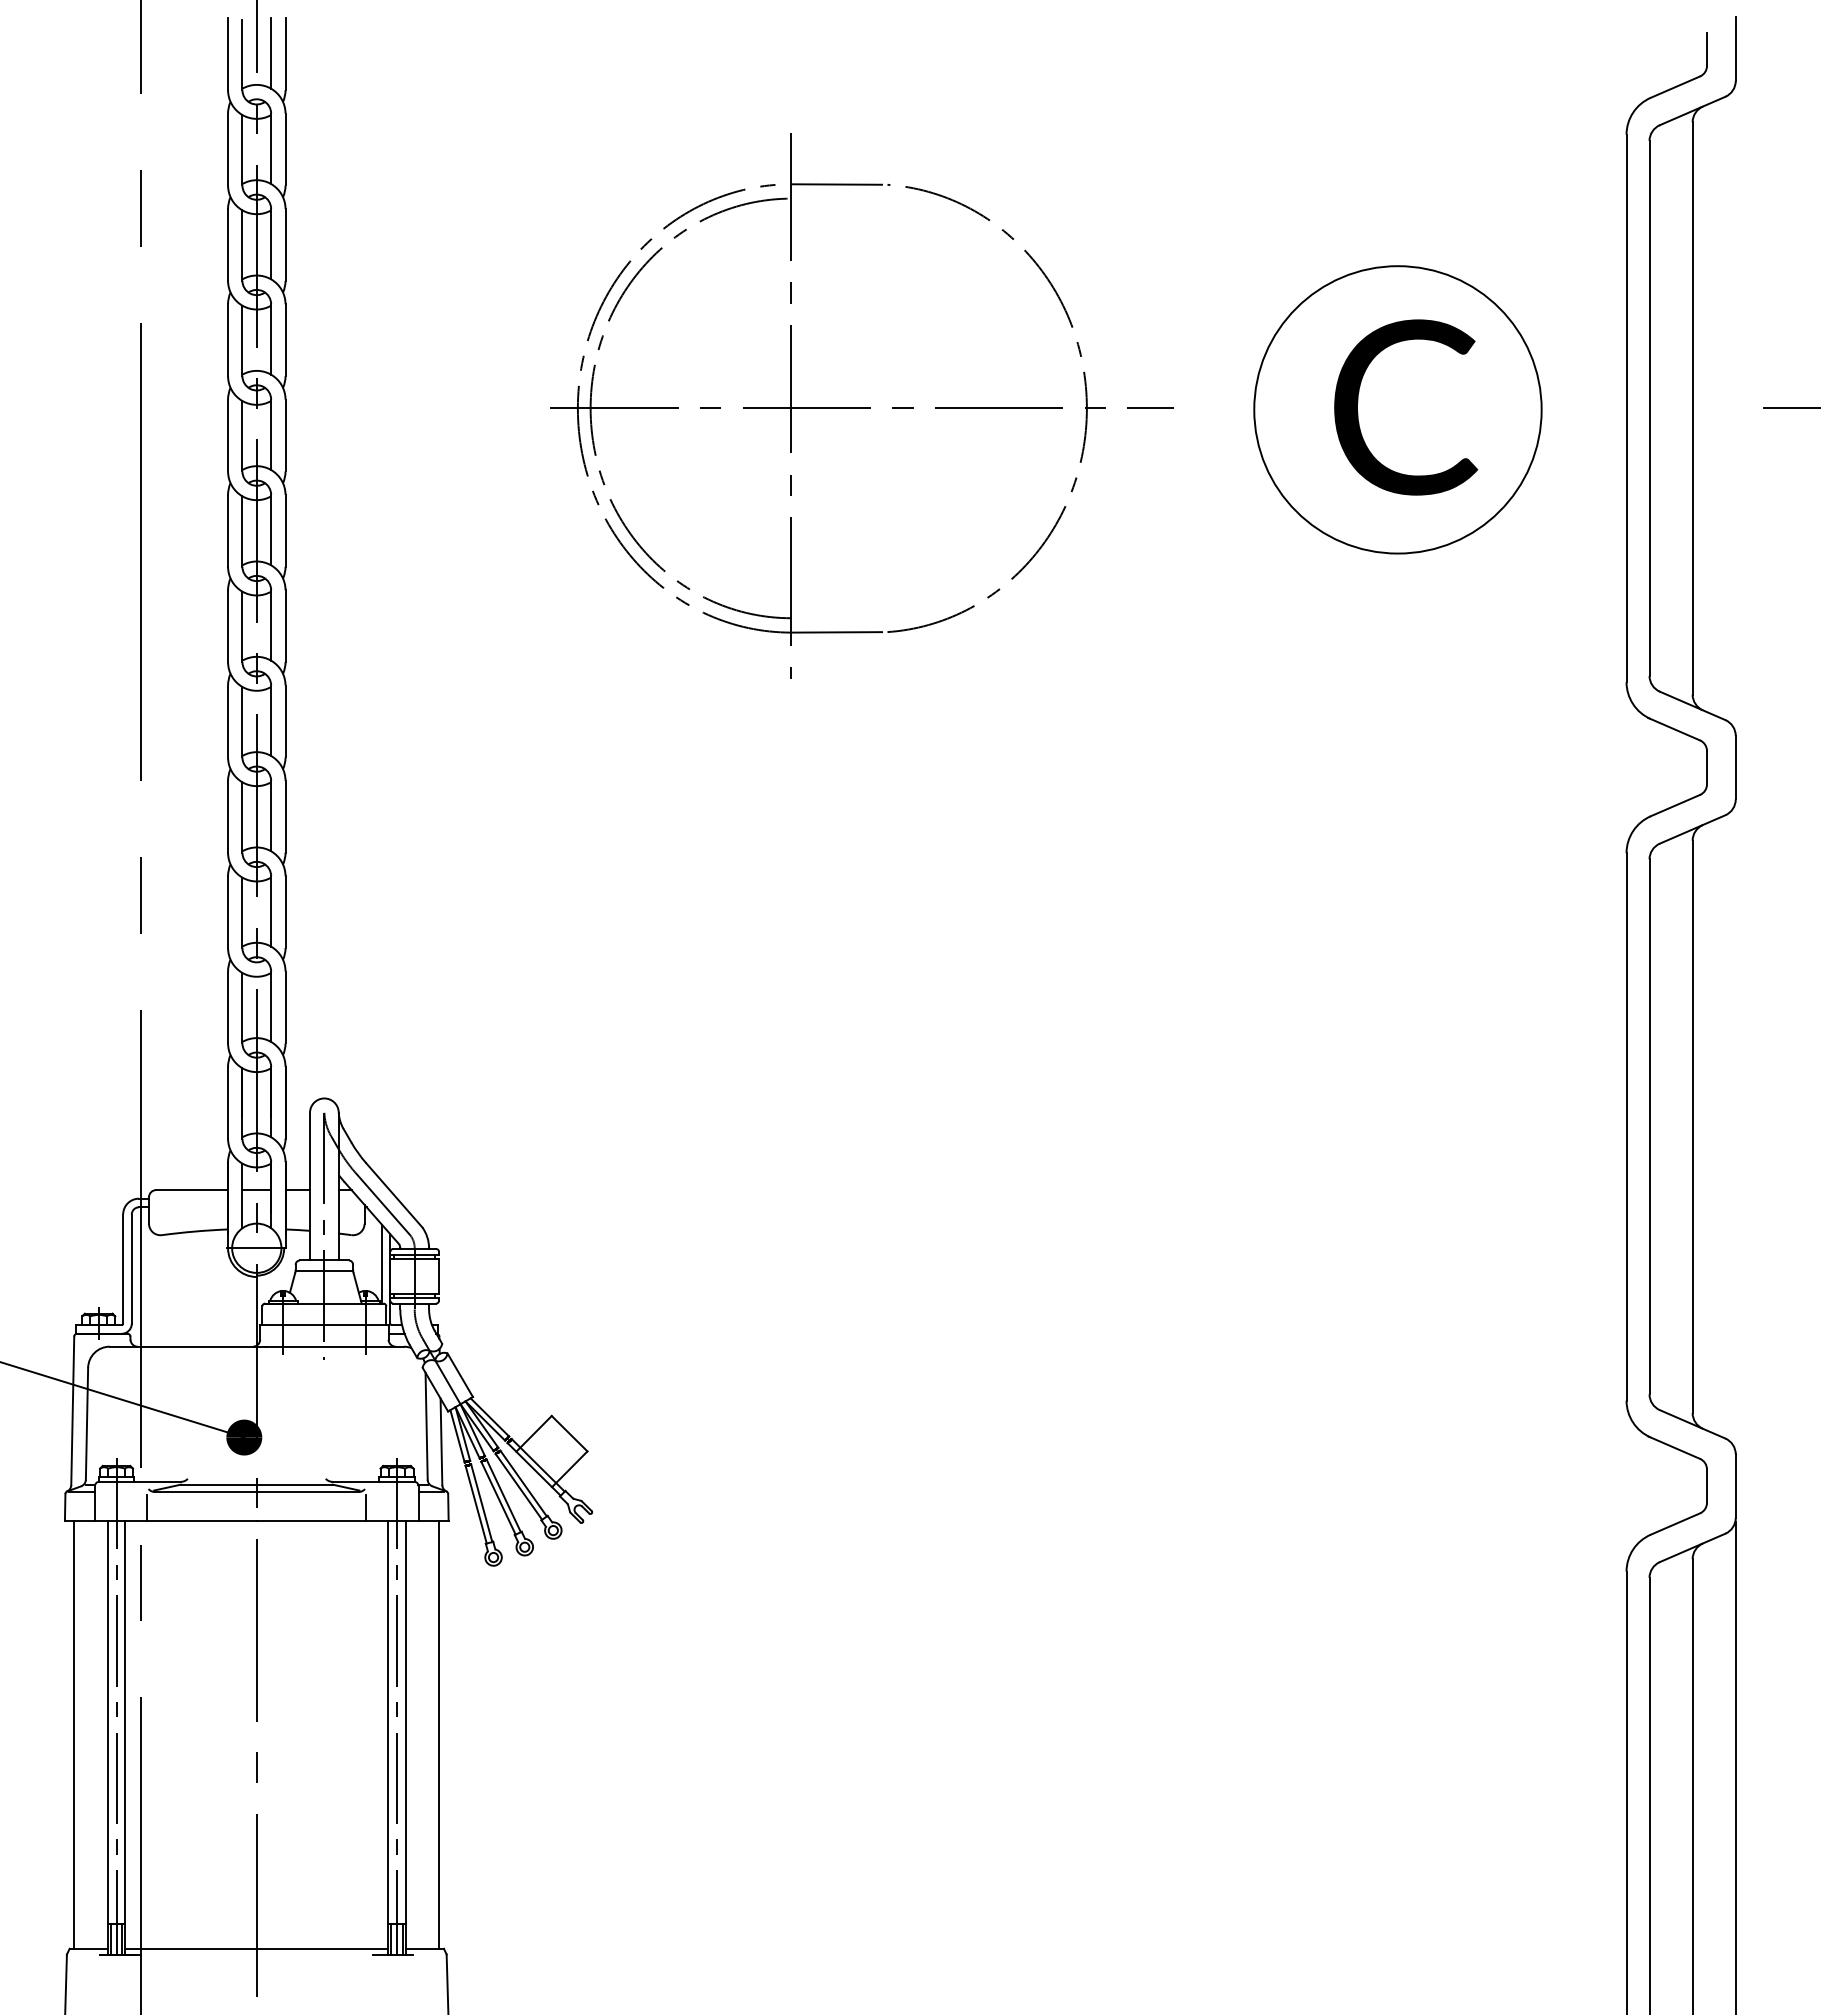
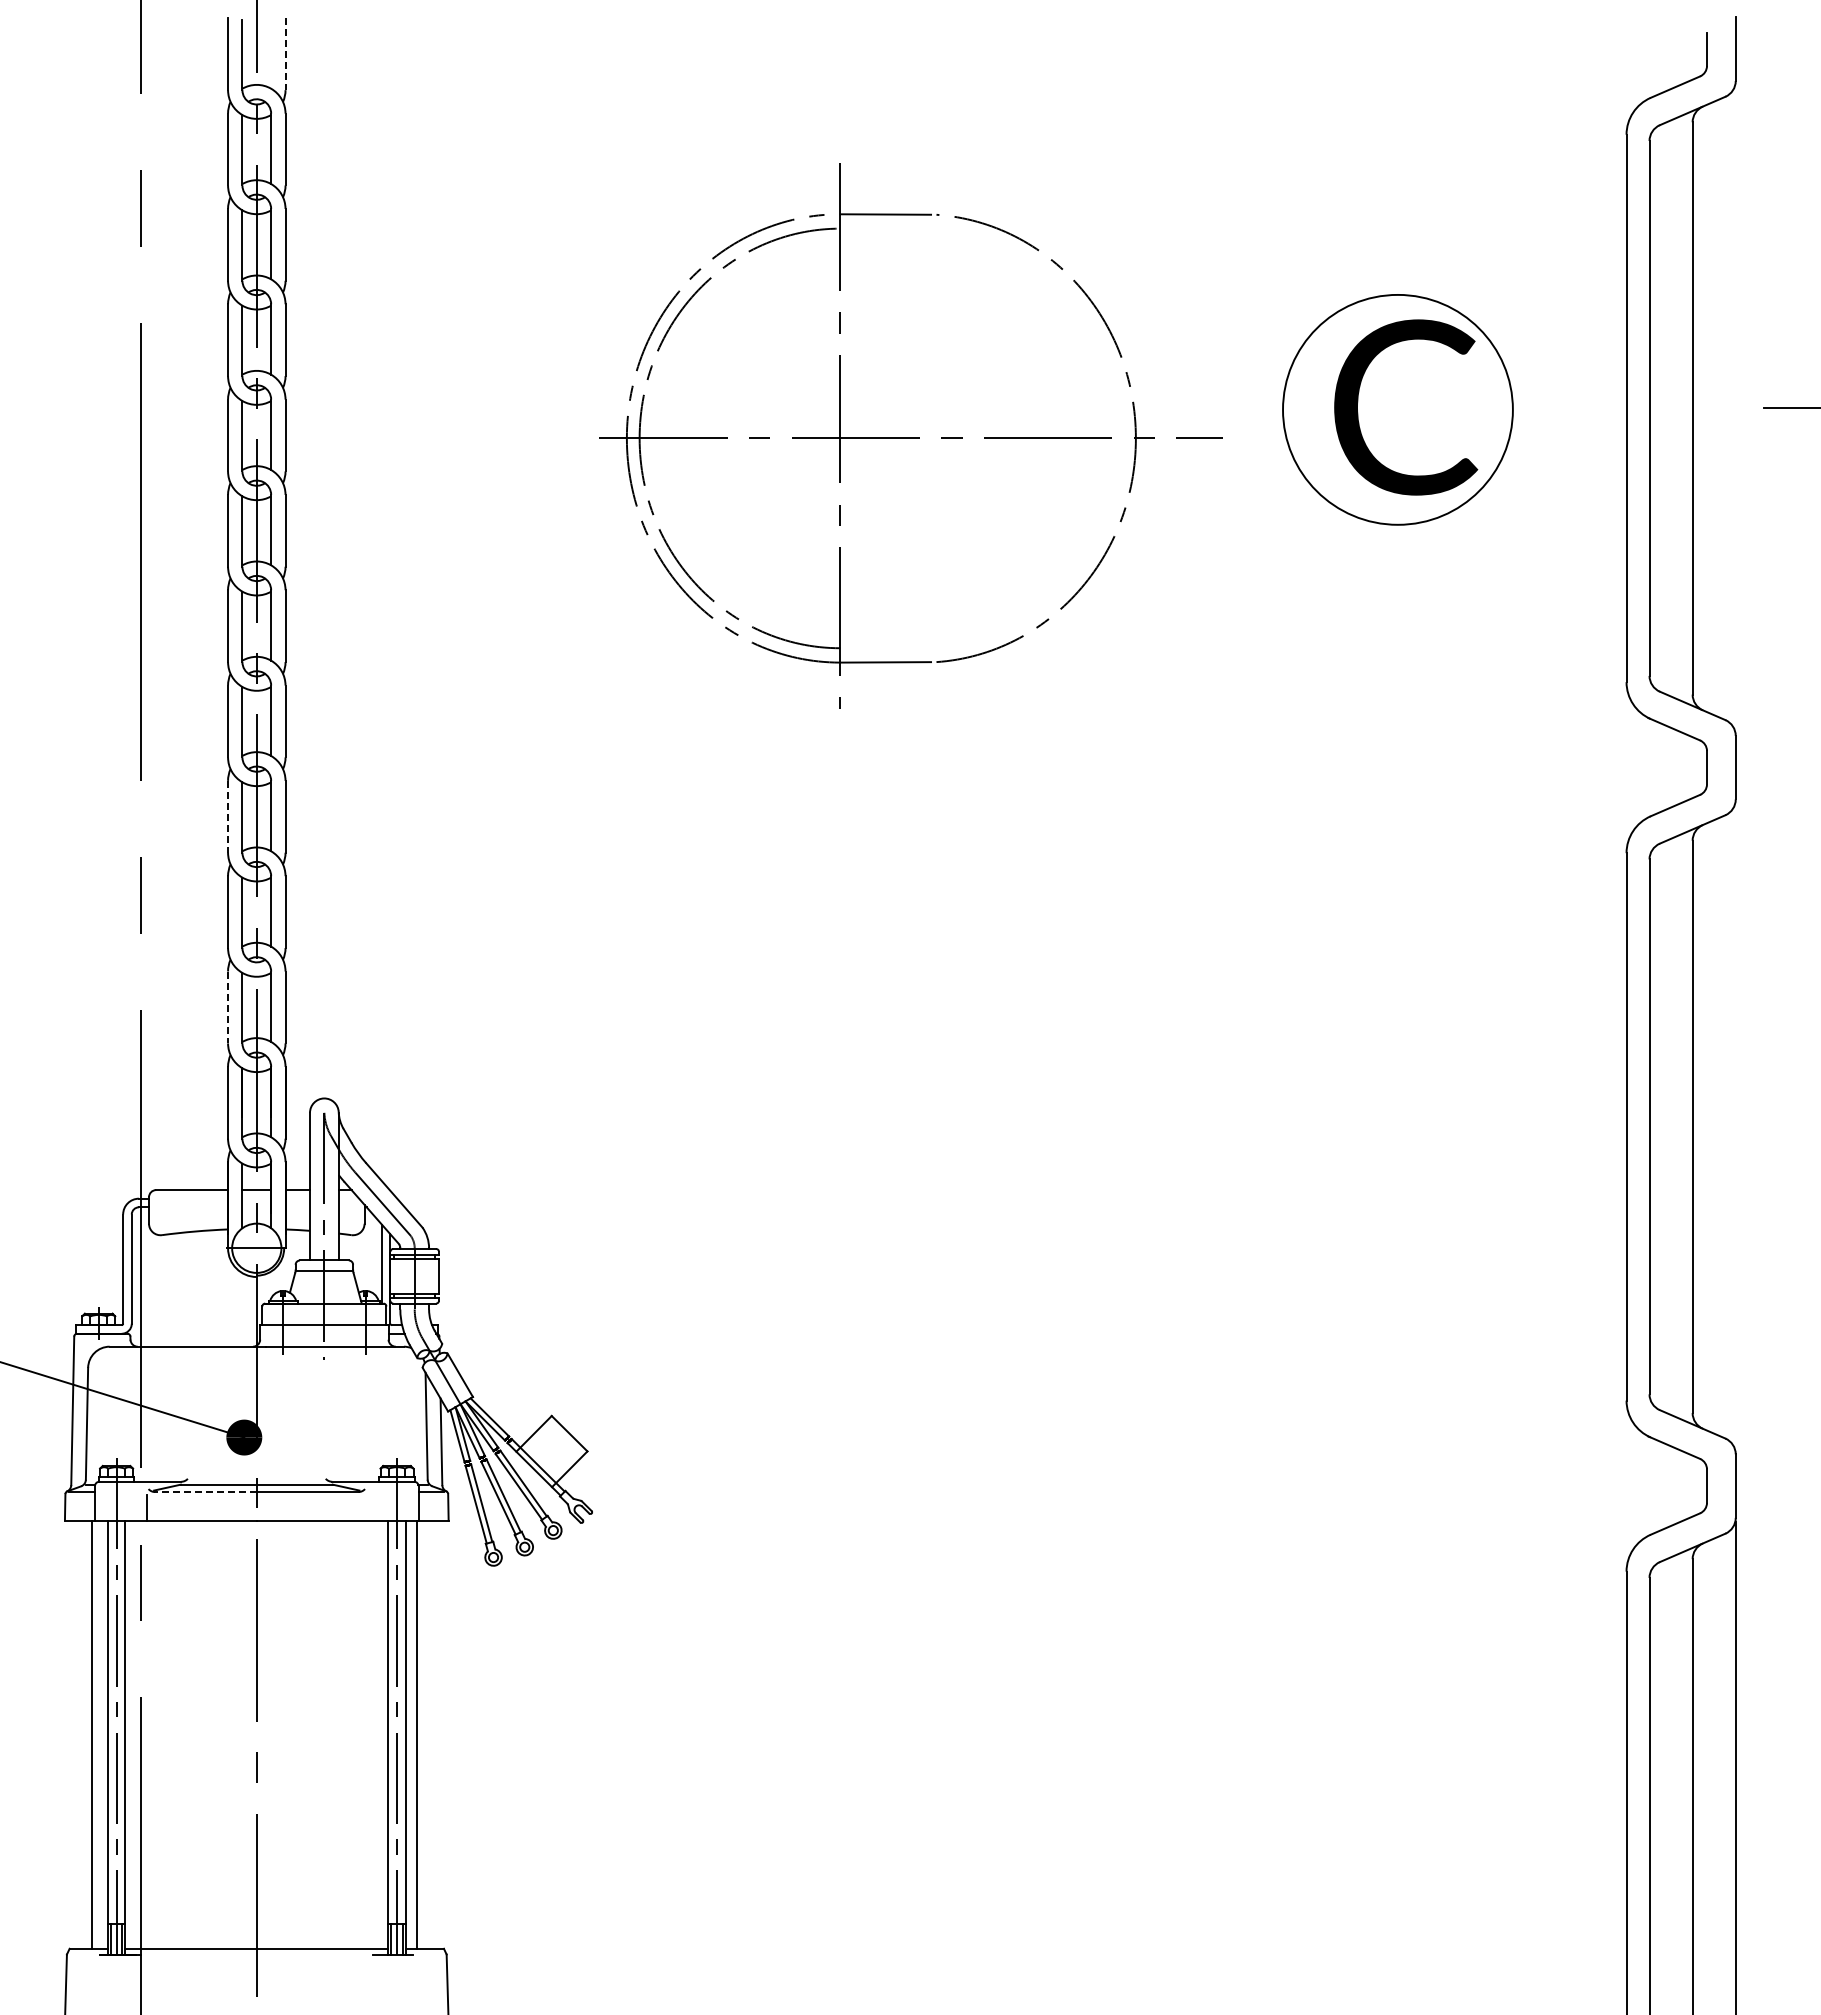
line: present -> none (271, 53)
line: solid -> dashed (285, 54)
part position: (861, 405) -> (910, 435) (910, 435)
circle diameter: 287 px -> 230 px (1397, 409)
line: solid -> dashed (228, 816)
line: solid -> dashed (228, 1007)
line: solid -> dashed (205, 1492)
line: present -> none (366, 1507)
line position: (74, 1734) -> (92, 1734) (92, 1734)
line position: (439, 1734) -> (417, 1734) (417, 1734)
